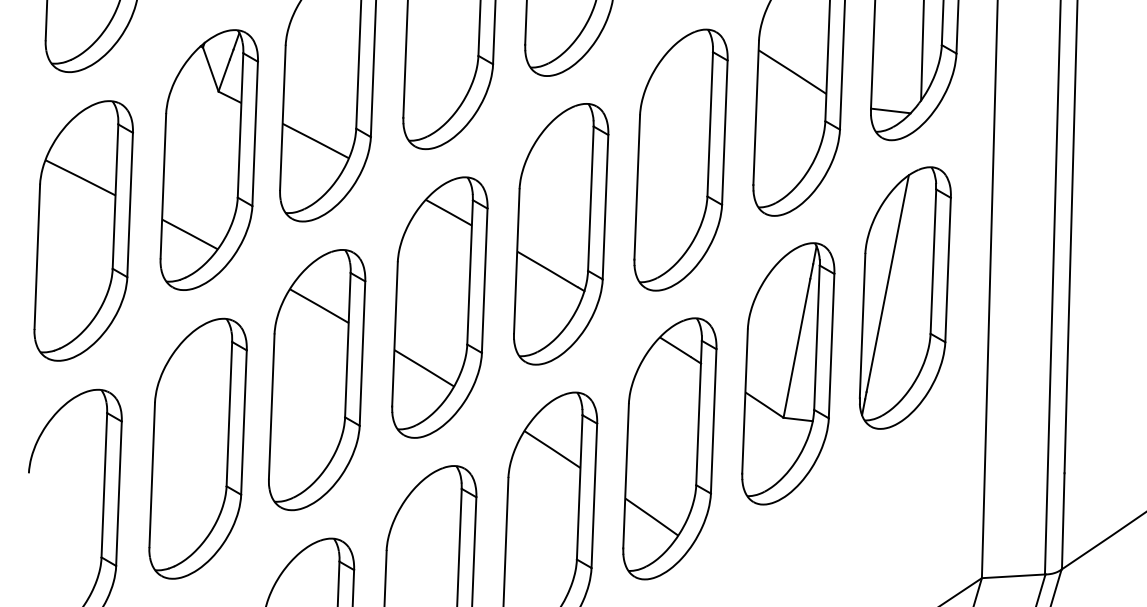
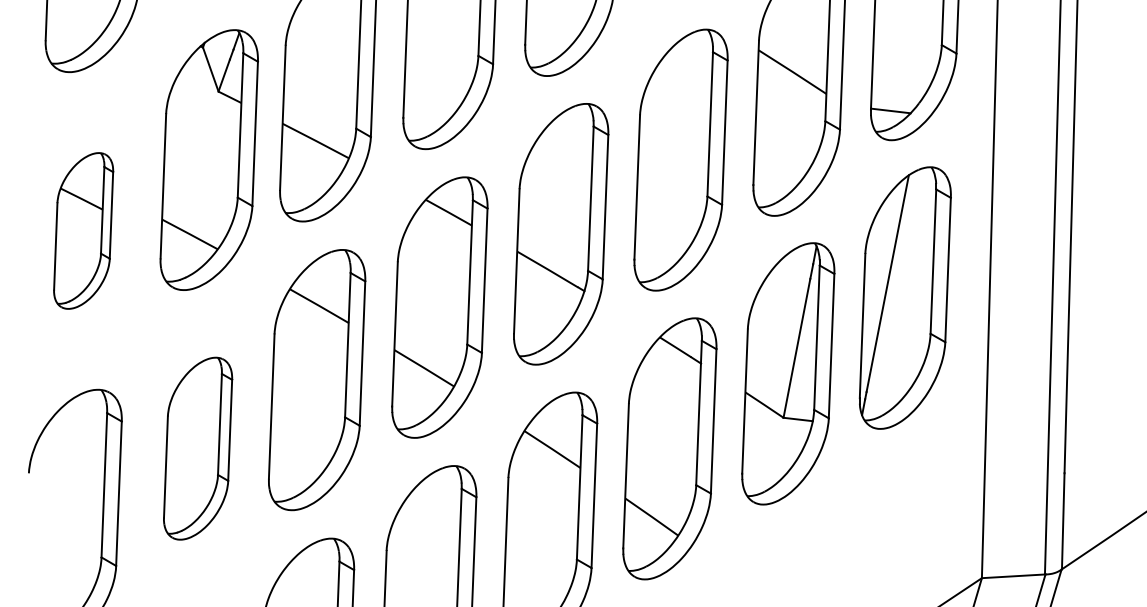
line: present -> none (922, 51)
part size: 101x262 px -> 62x158 px (83, 230)
part size: 100x263 px -> 71x185 px (198, 448)
